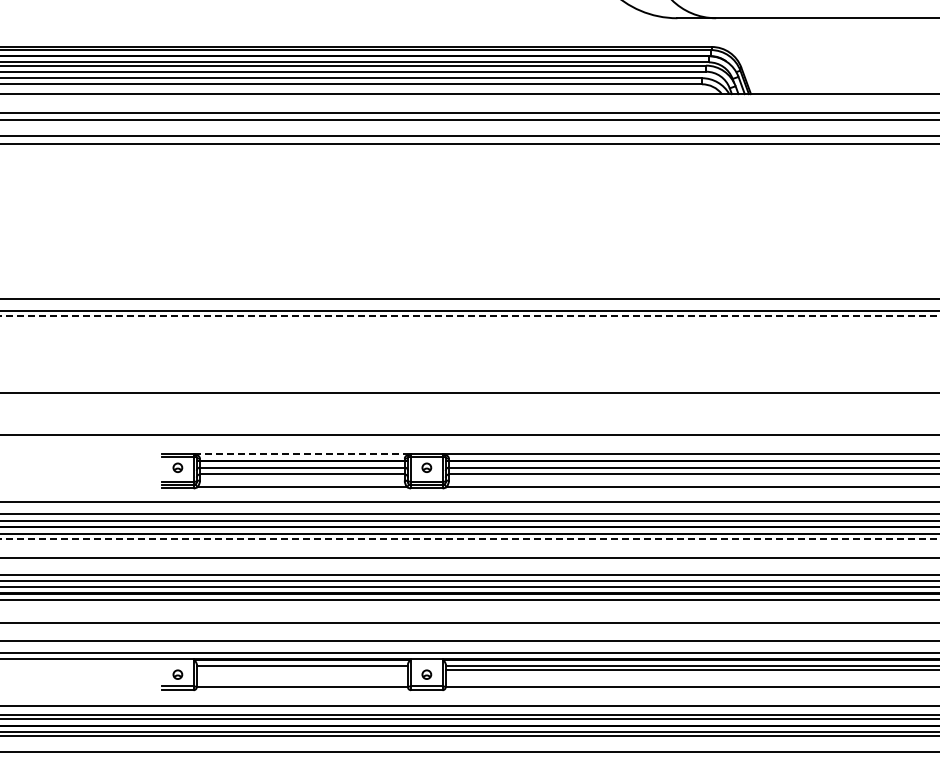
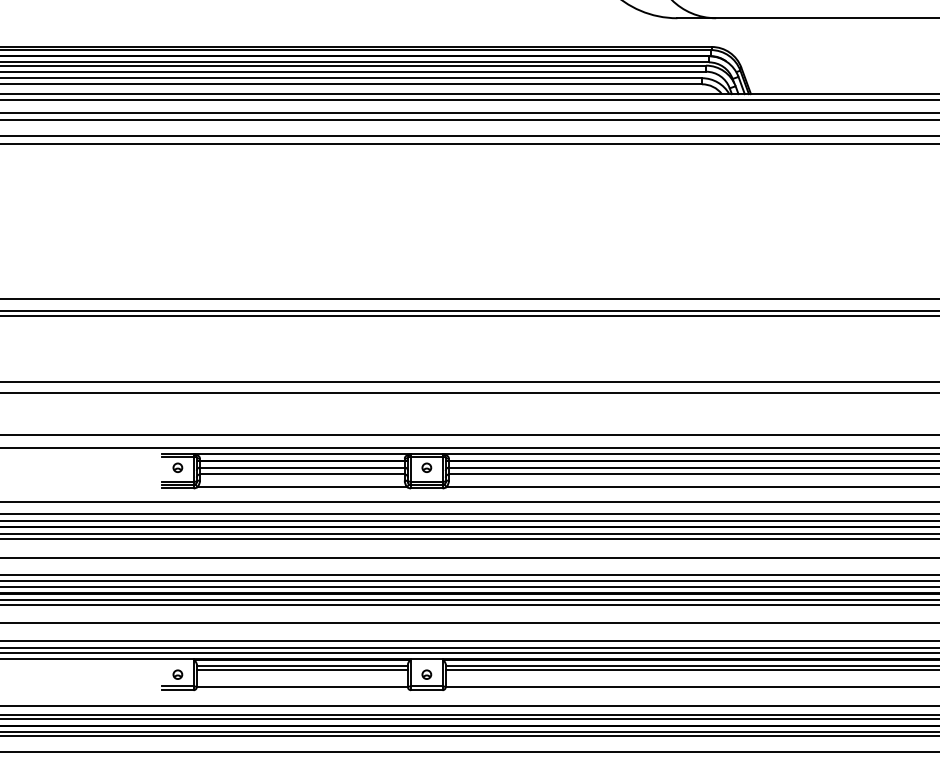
line: none -> present (469, 100)
line: dashed -> solid (469, 315)
line: none -> present (469, 382)
line: none -> present (469, 447)
line: dashed -> solid (302, 454)
line: dashed -> solid (470, 539)
line: none -> present (469, 604)
line: none -> present (469, 648)
line: none -> present (301, 670)
